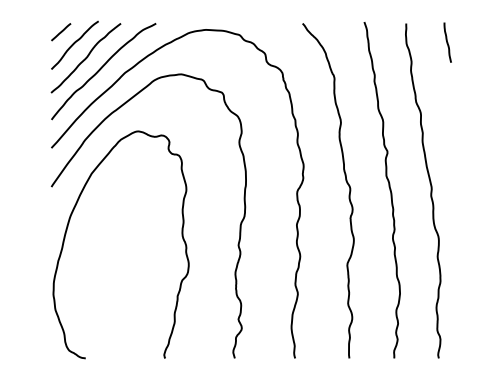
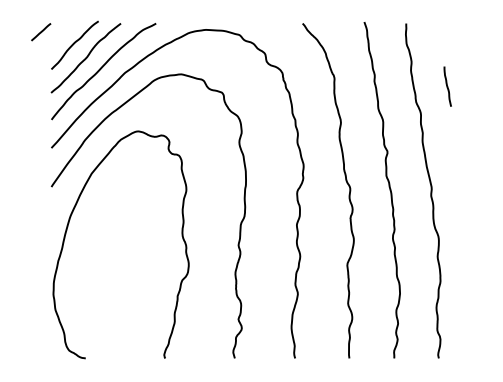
line position: (61, 32) -> (41, 32) (41, 32)
line position: (447, 42) -> (447, 86) (447, 86)
